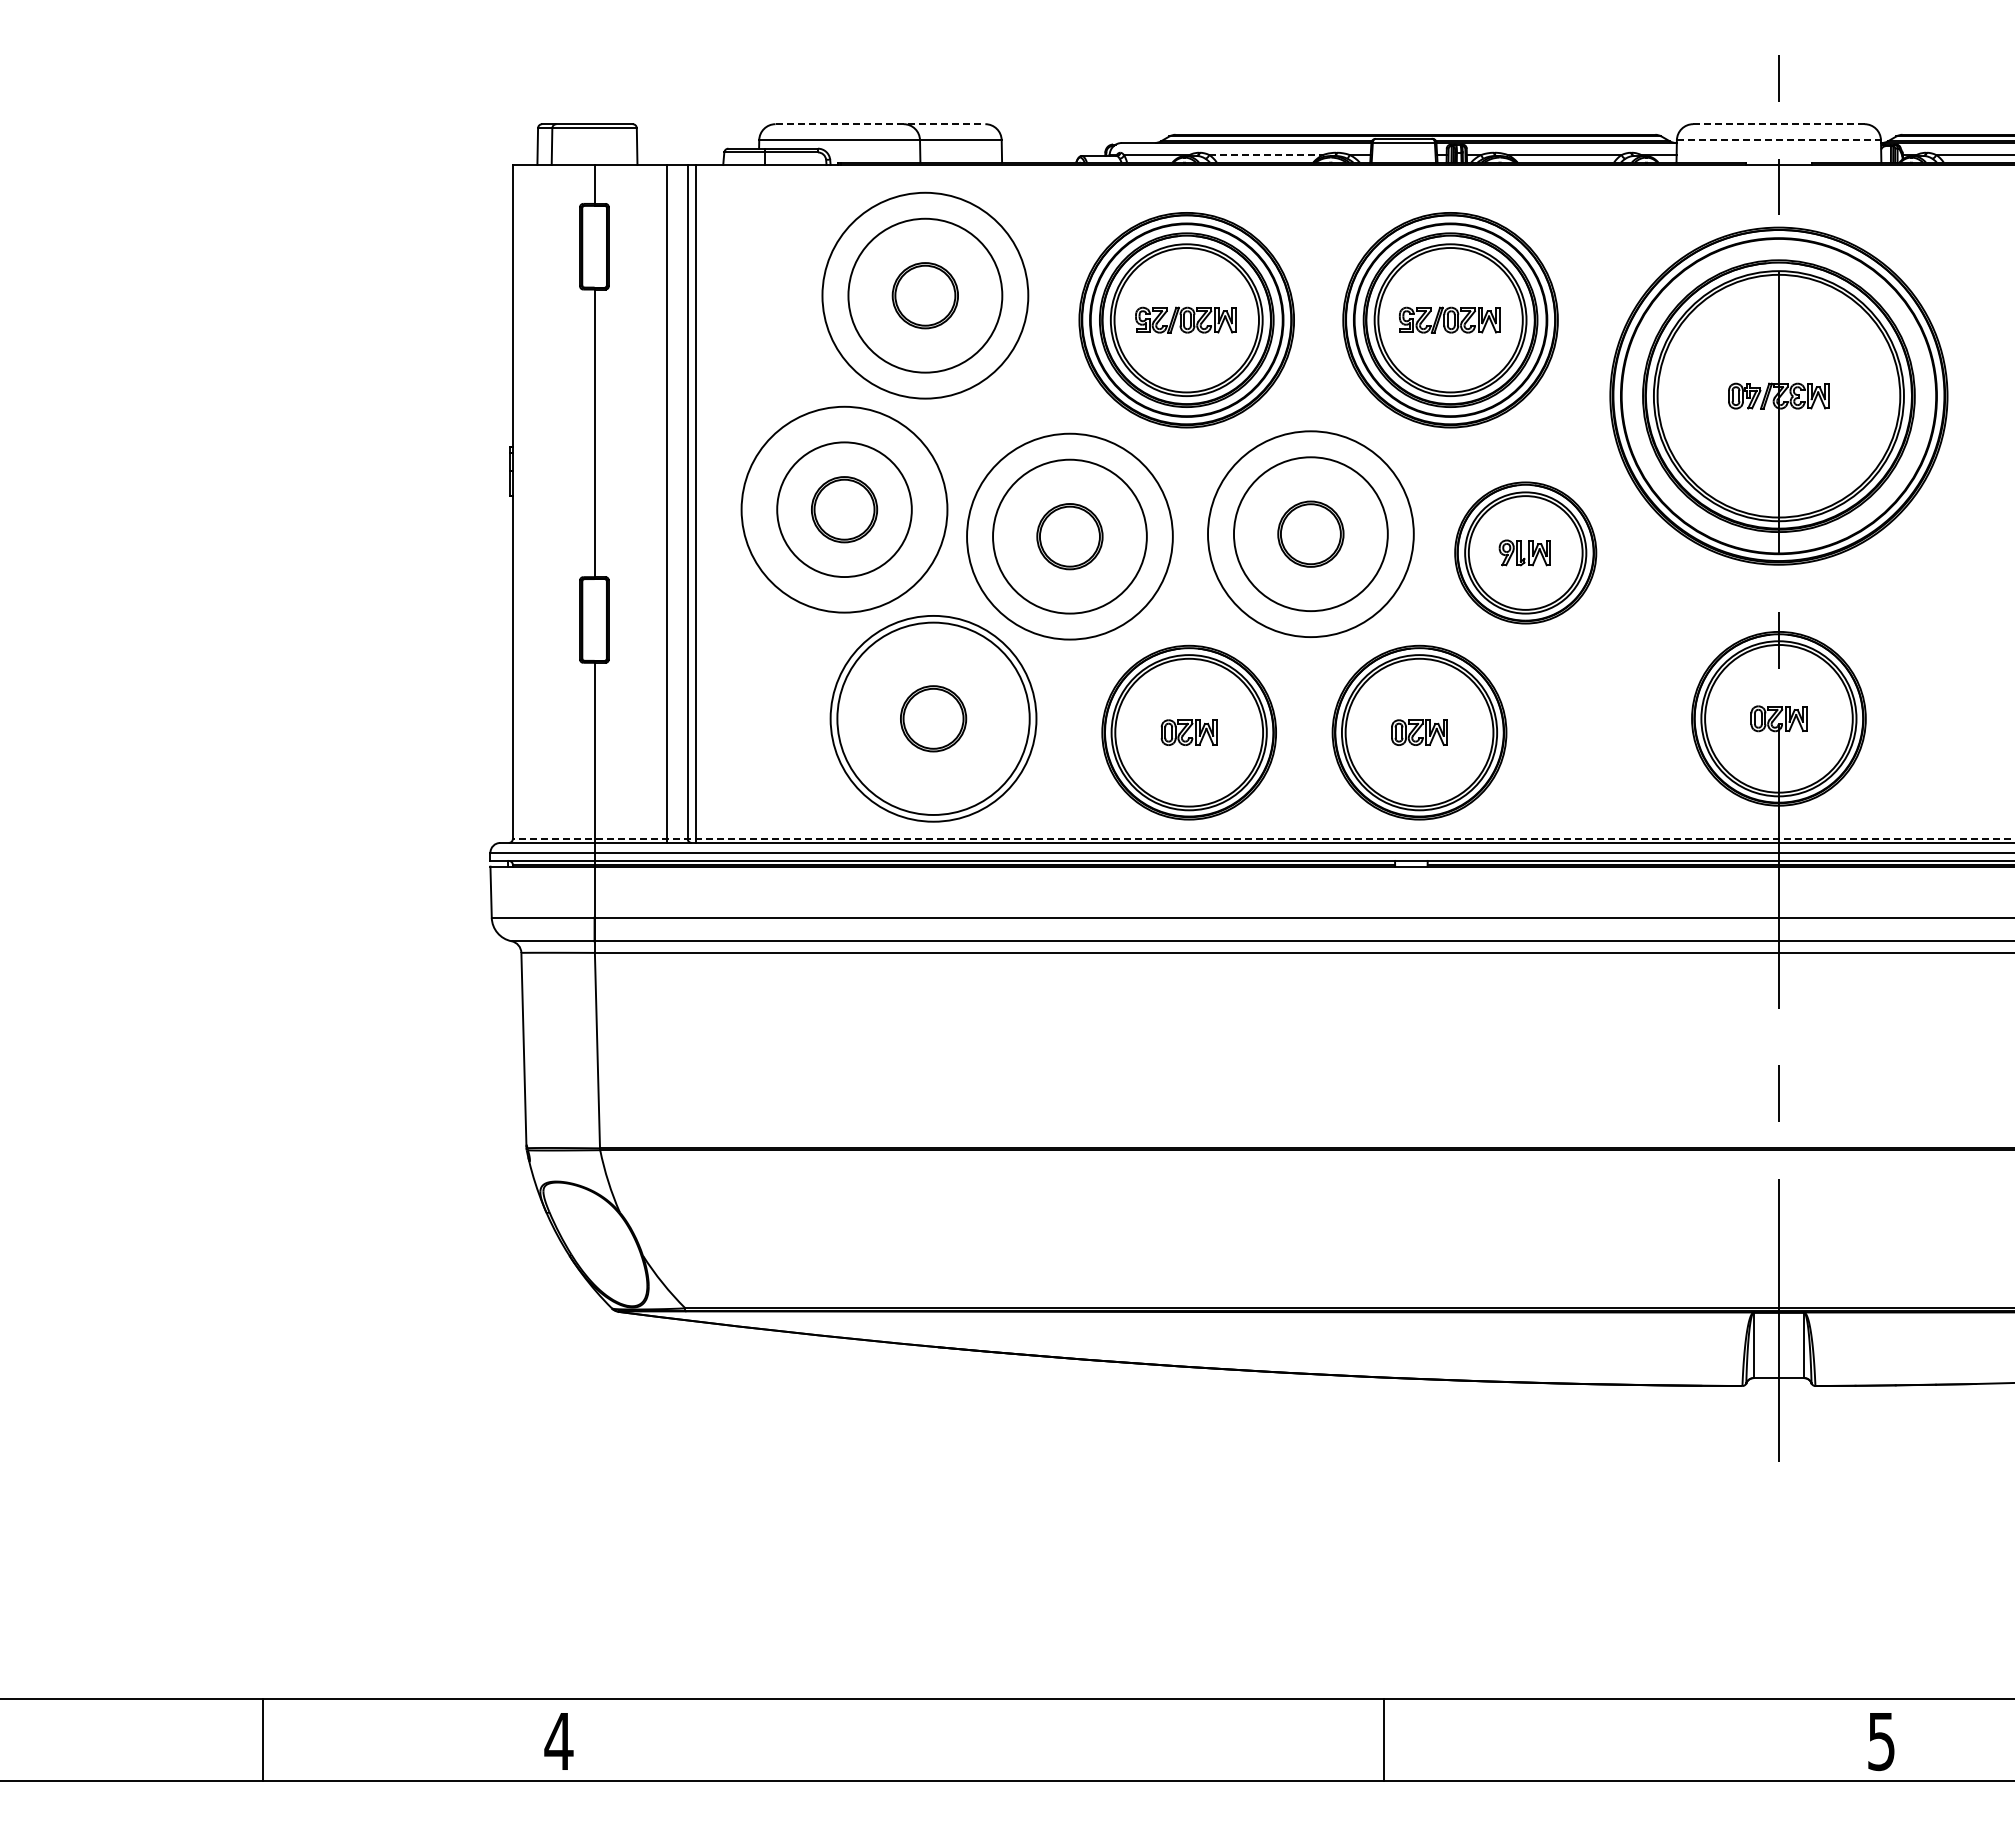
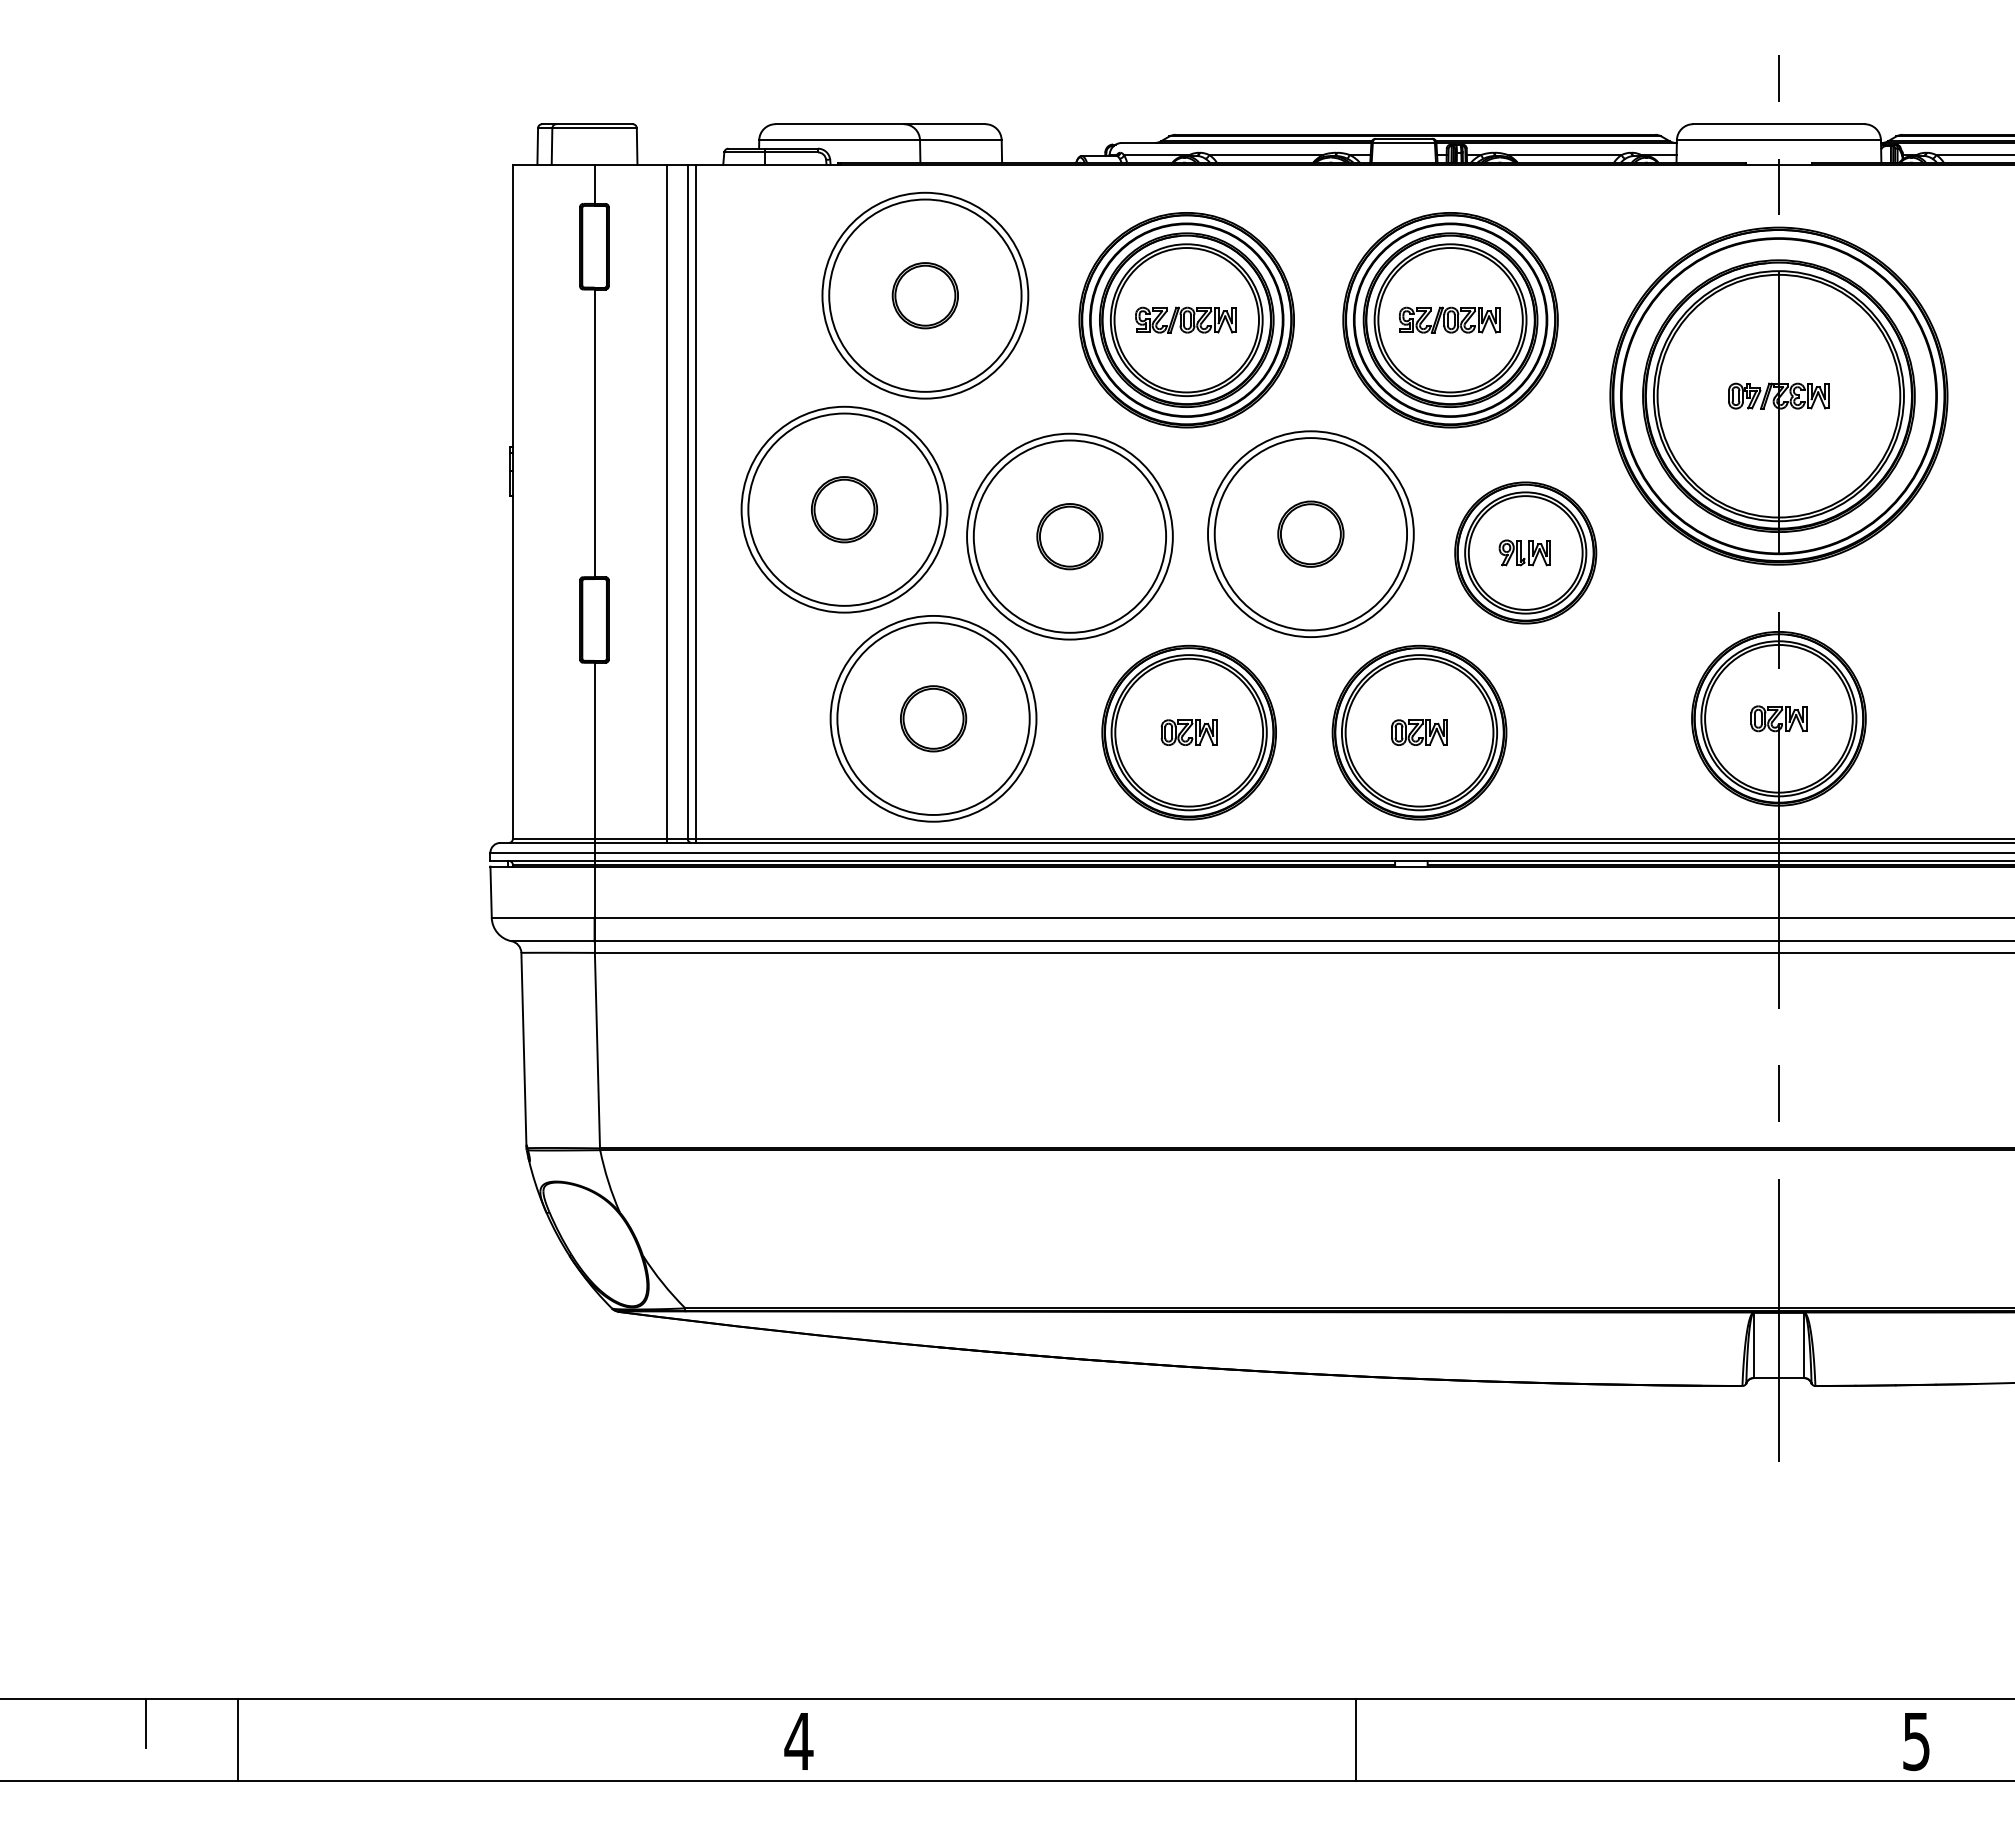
line: dashed -> solid (880, 124)
line: dashed -> solid (1778, 124)
line: dashed -> solid (1779, 140)
line: dashed -> solid (1266, 155)
circle diameter: 154 px -> 192 px (925, 295)
circle diameter: 135 px -> 192 px (844, 509)
circle diameter: 154 px -> 192 px (1310, 534)
circle diameter: 154 px -> 192 px (1069, 536)
line: dashed -> solid (1263, 838)
line: none -> present (145, 1723)
line position: (263, 1739) -> (238, 1739) (238, 1739)
line position: (1383, 1739) -> (1355, 1739) (1355, 1739)
text position: (558, 1741) -> (798, 1741) (798, 1741)
text position: (1881, 1742) -> (1916, 1742) (1916, 1742)
